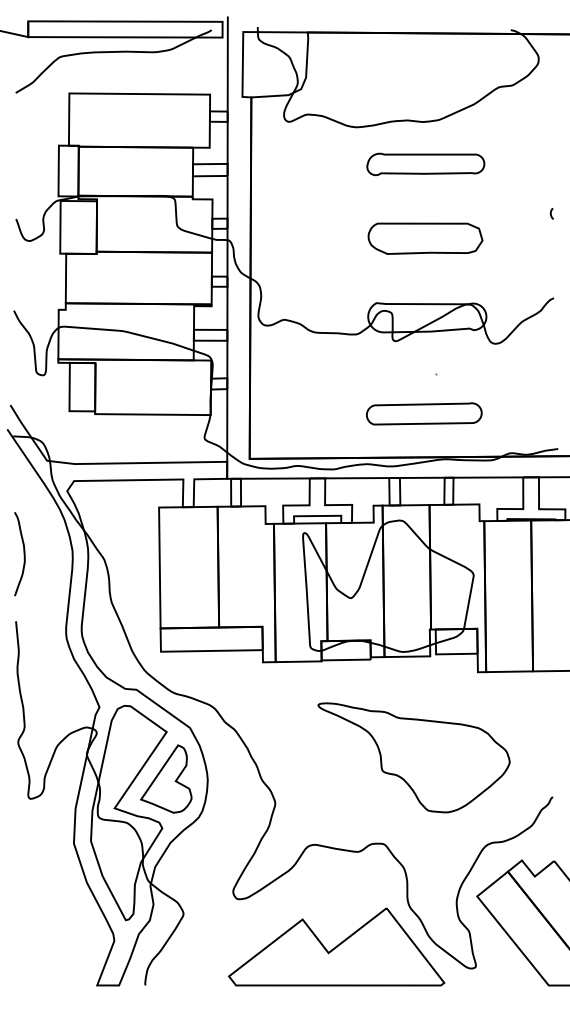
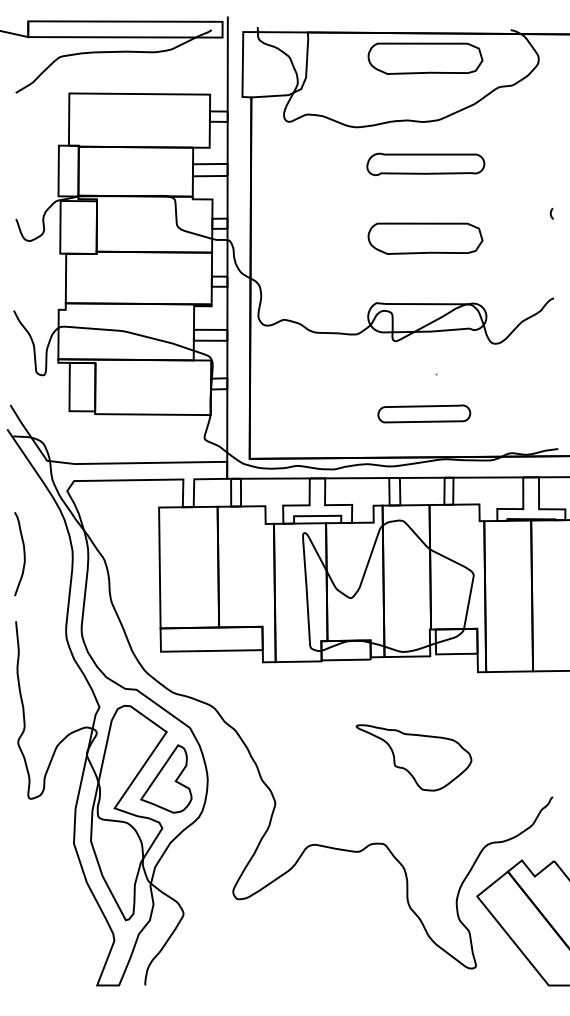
part: none -> present (425, 58)
part size: 117x24 px -> 95x20 px (424, 413)
part size: 194x112 px -> 118x68 px (413, 757)
part: present -> none (336, 946)
